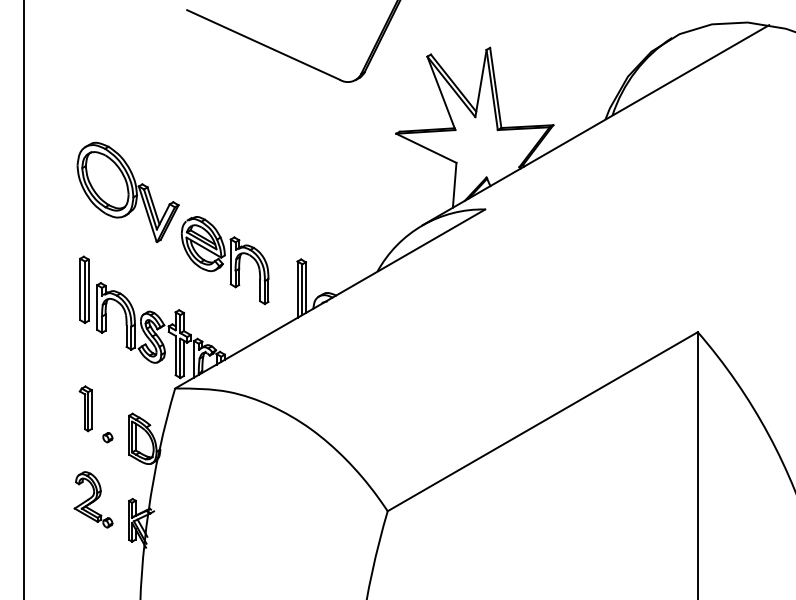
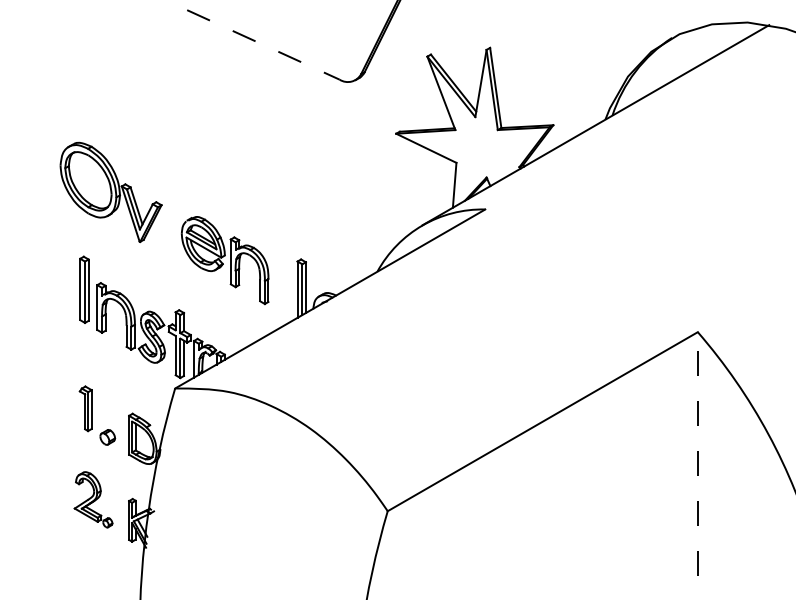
line: solid -> dashed (263, 44)
part position: (127, 192) -> (110, 192) (110, 192)
line: present -> none (23, 299)
part size: 12x12 px -> 18x17 px (107, 437)
line: solid -> dashed (697, 465)
